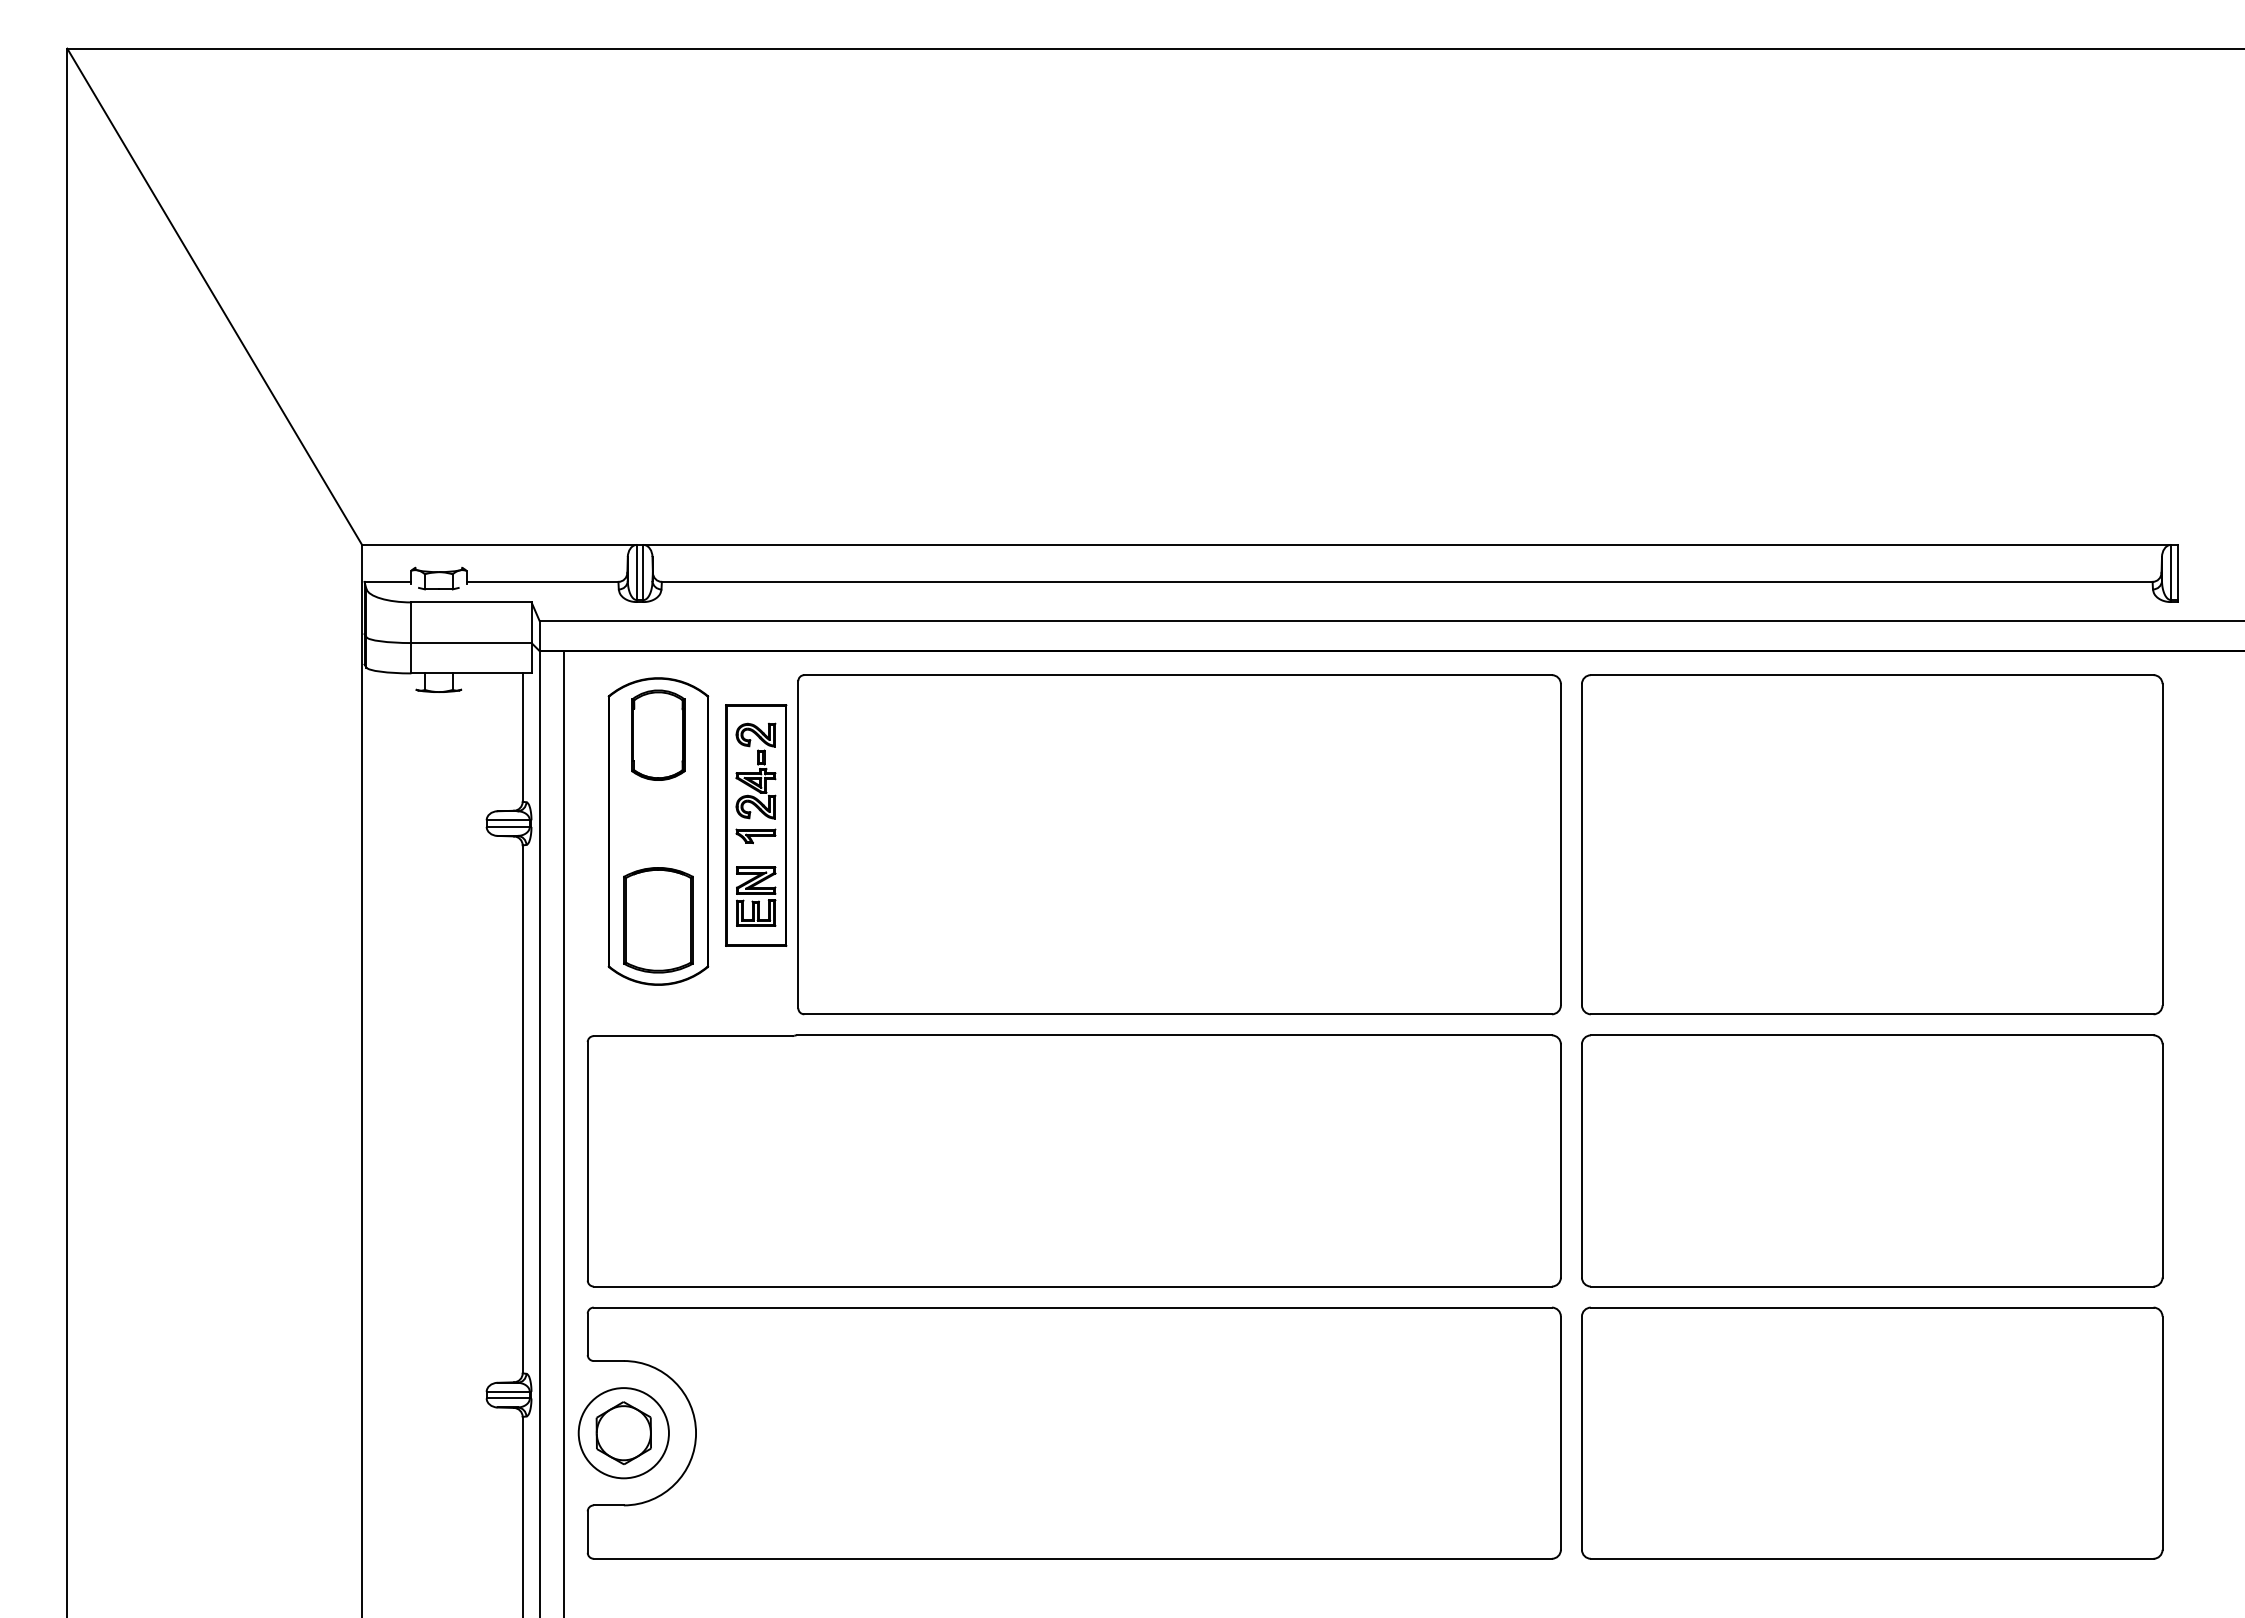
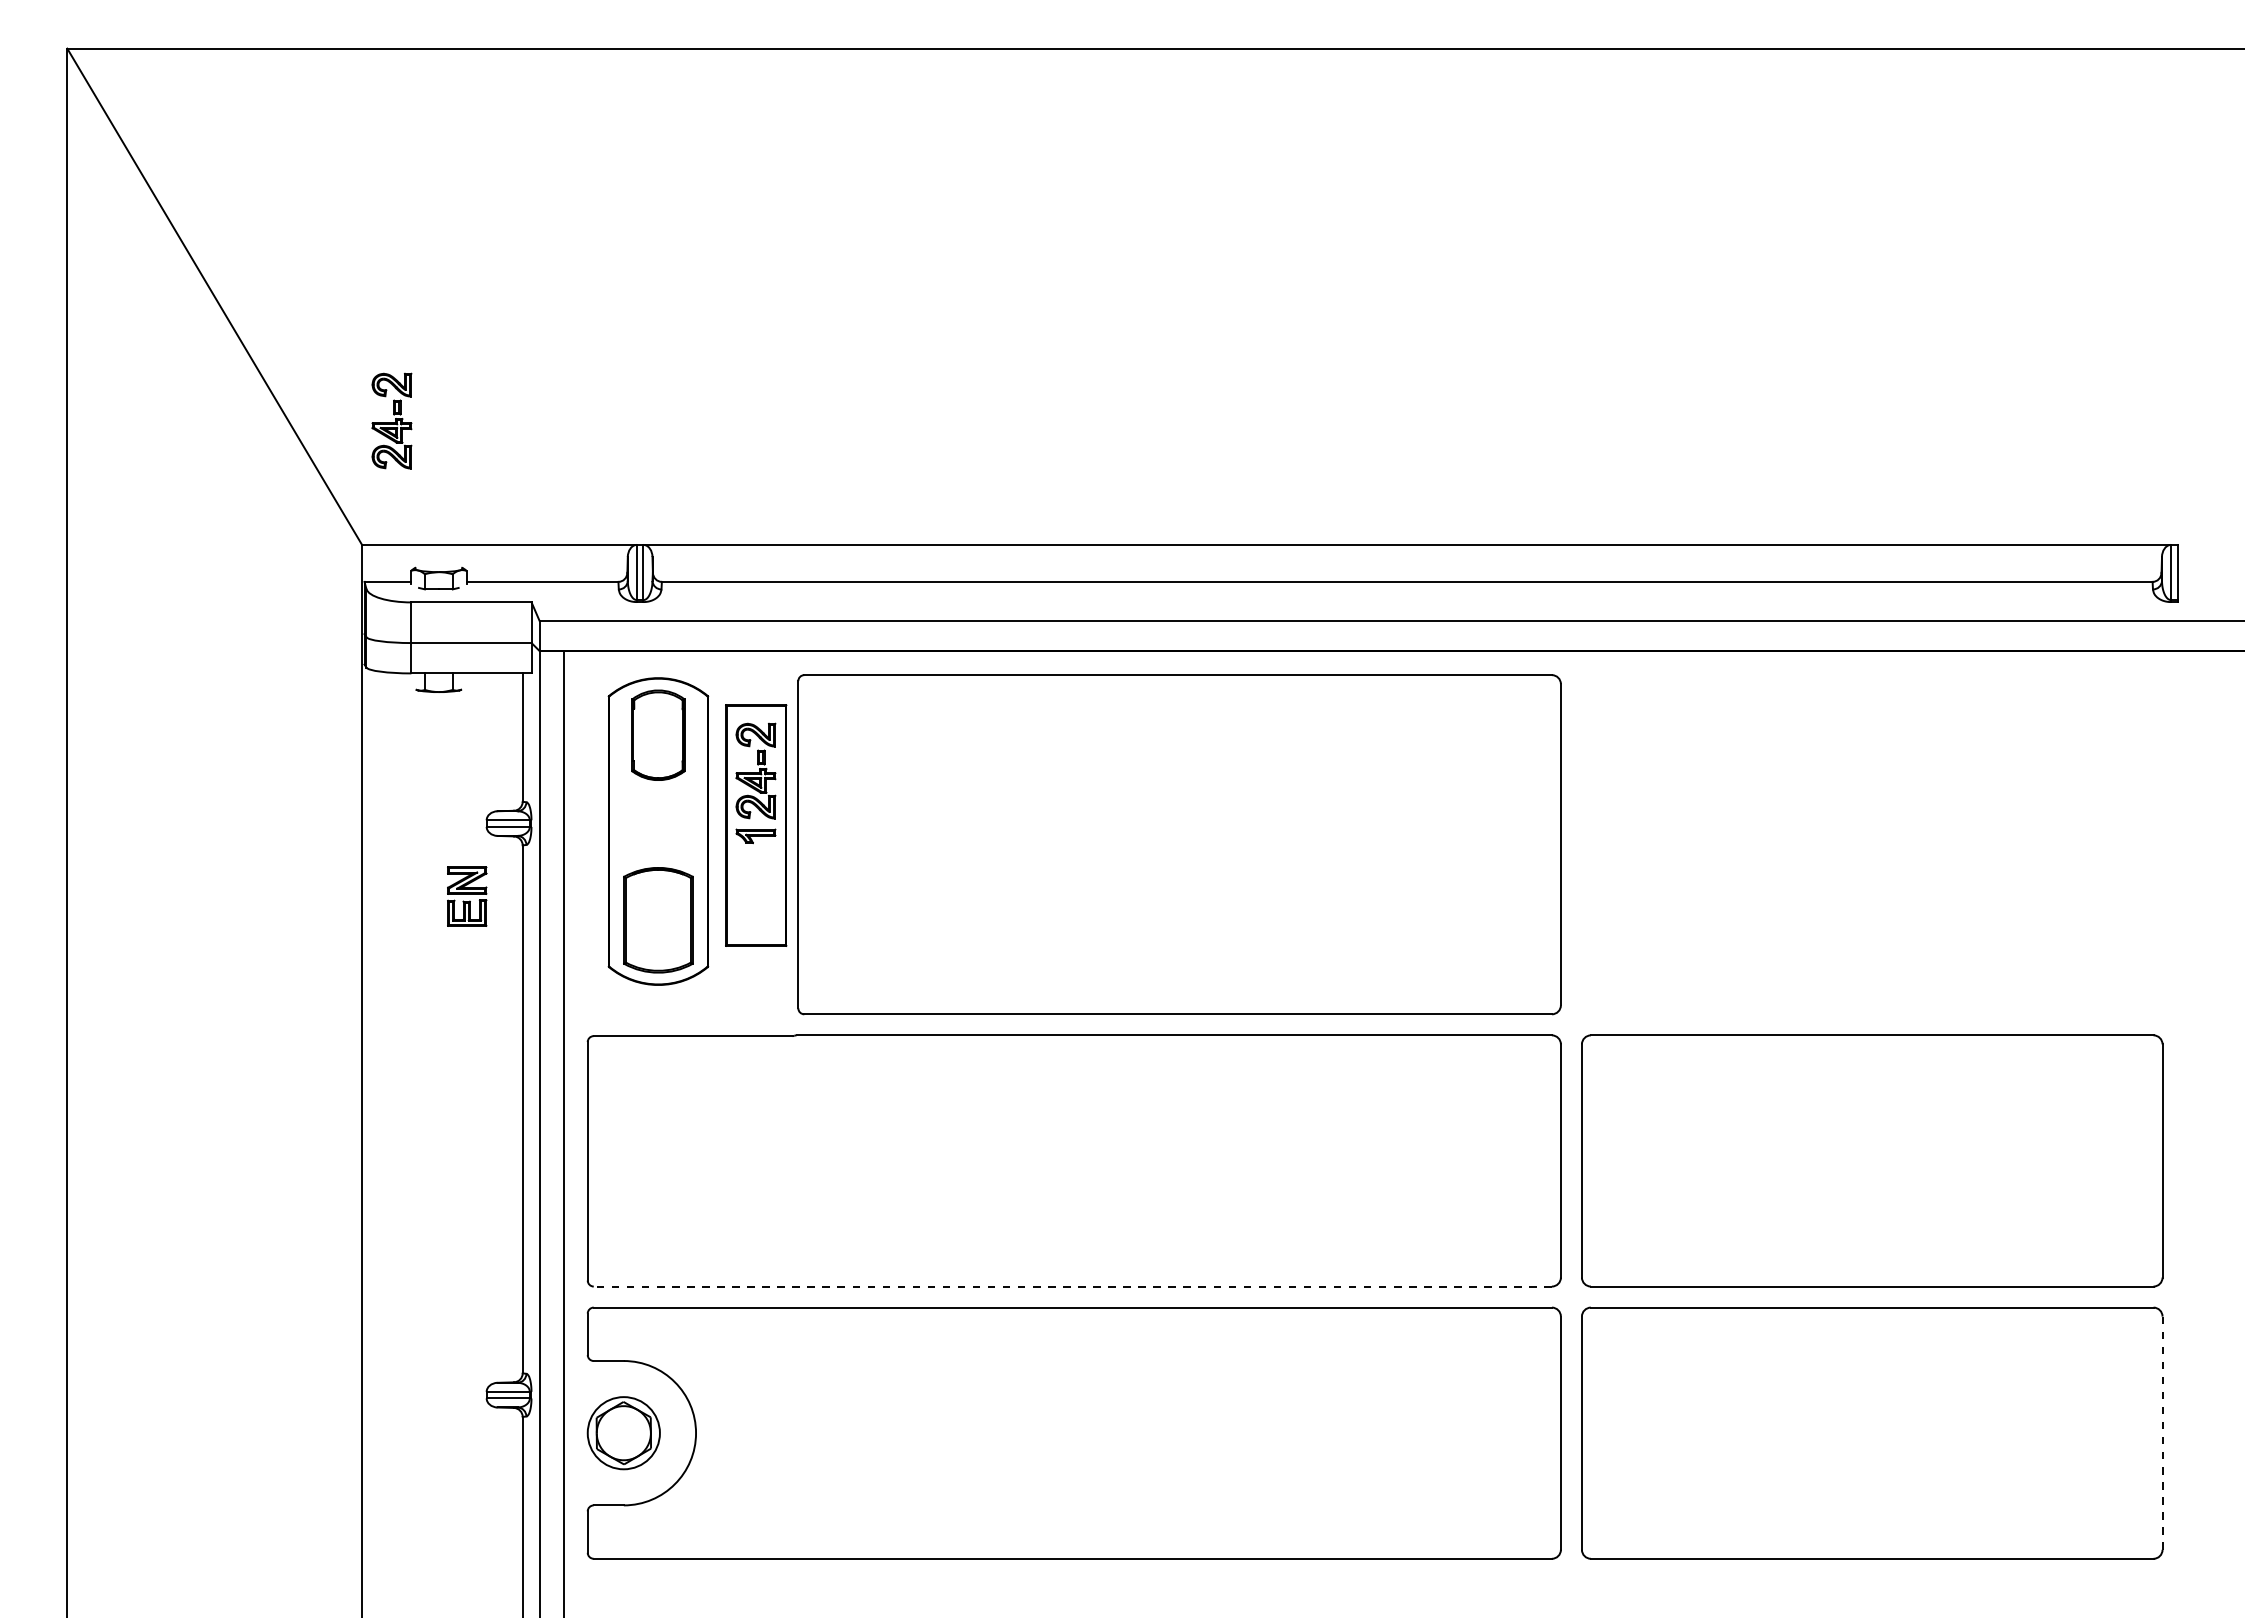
part: none -> present (391, 420)
part: present -> none (1872, 844)
part position: (756, 896) -> (467, 896) (467, 896)
line: solid -> dashed (1072, 1286)
circle diameter: 90 px -> 72 px (623, 1433)
line: solid -> dashed (2162, 1433)
